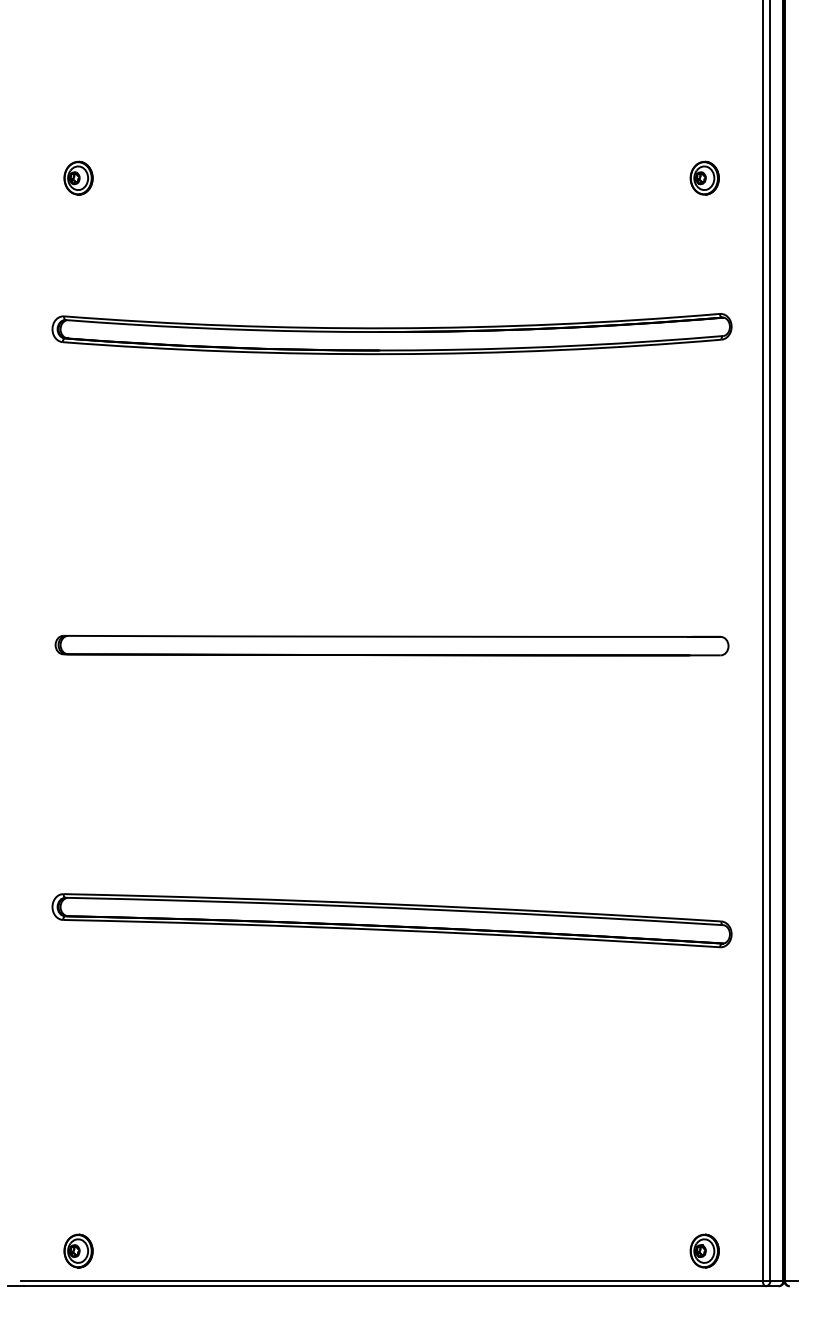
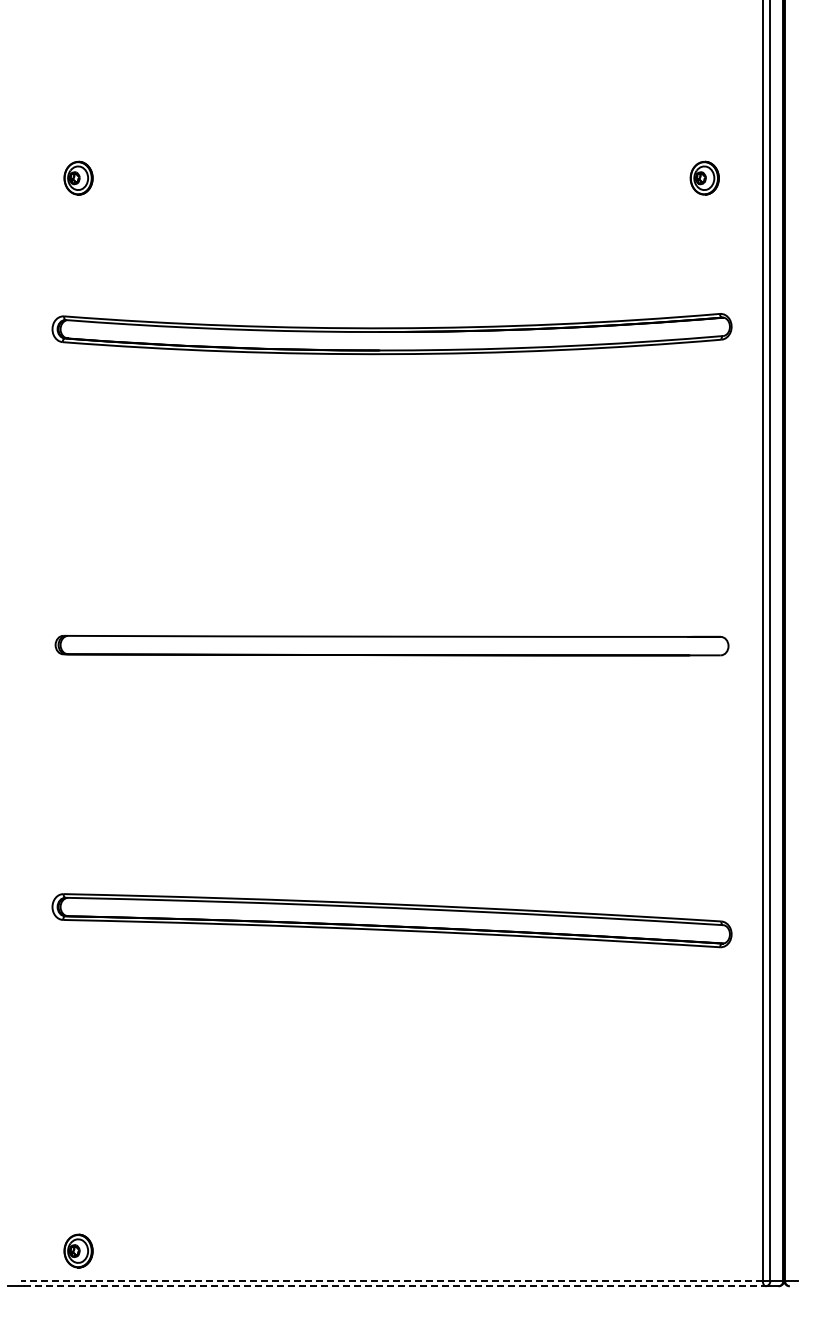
part: present -> none (704, 1250)
line: solid -> dashed (392, 1280)
line: solid -> dashed (395, 1286)
